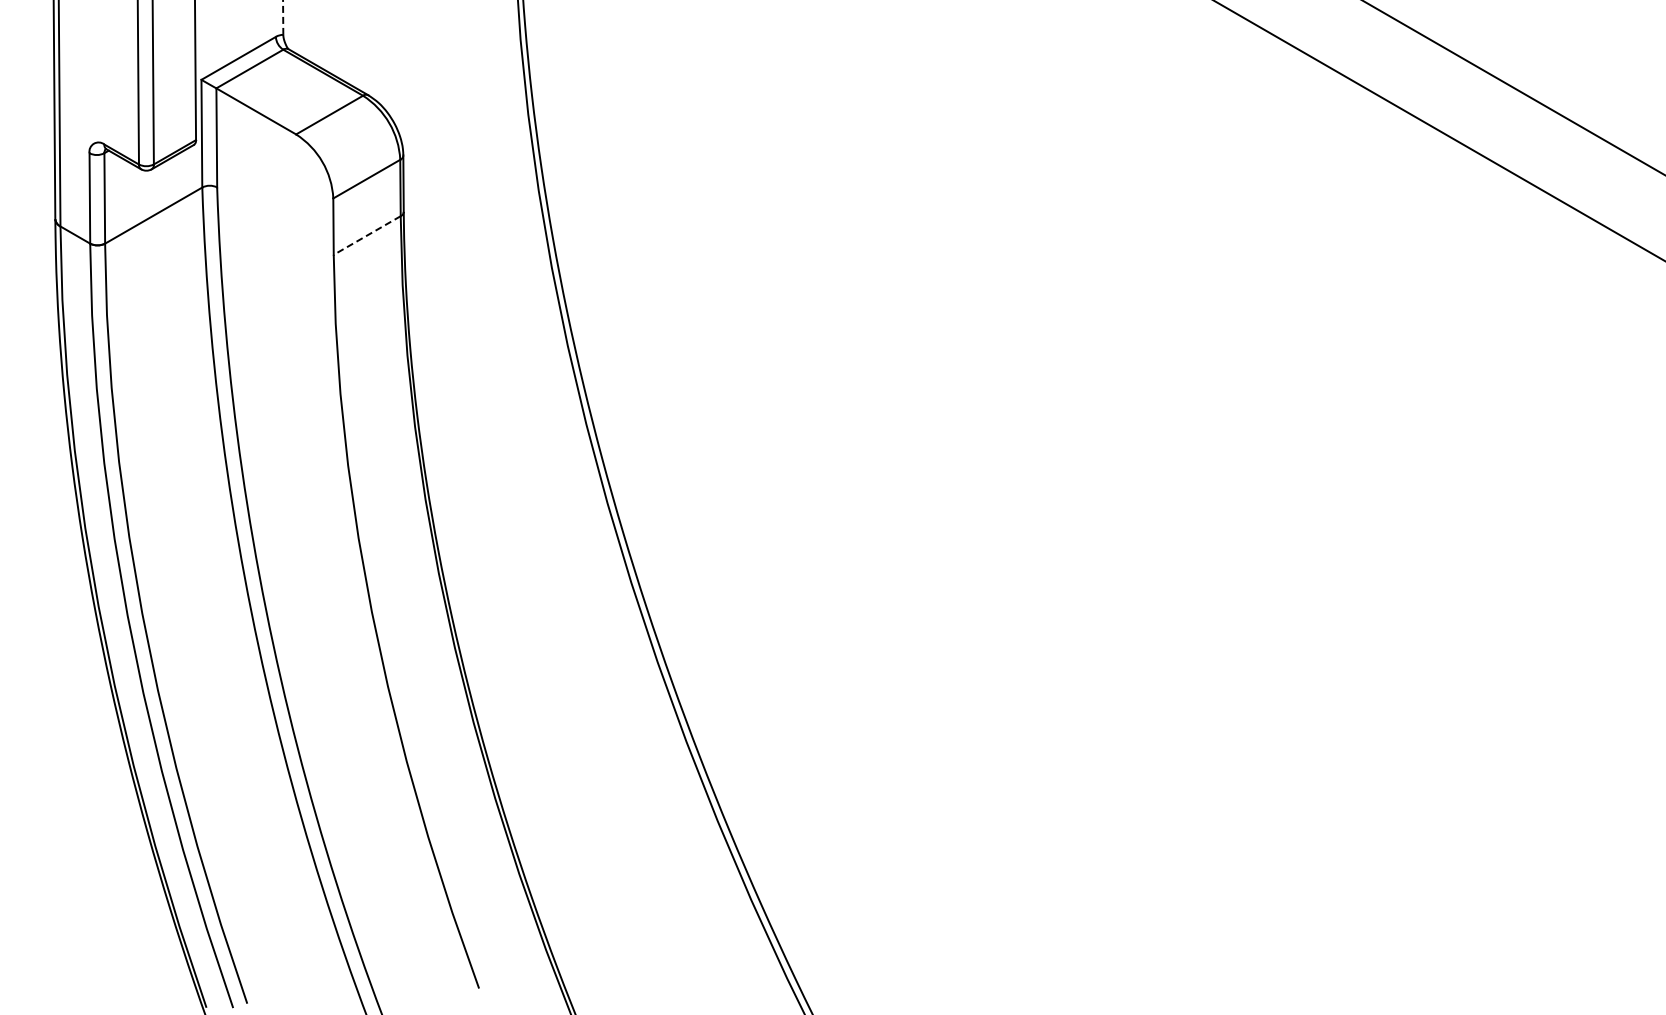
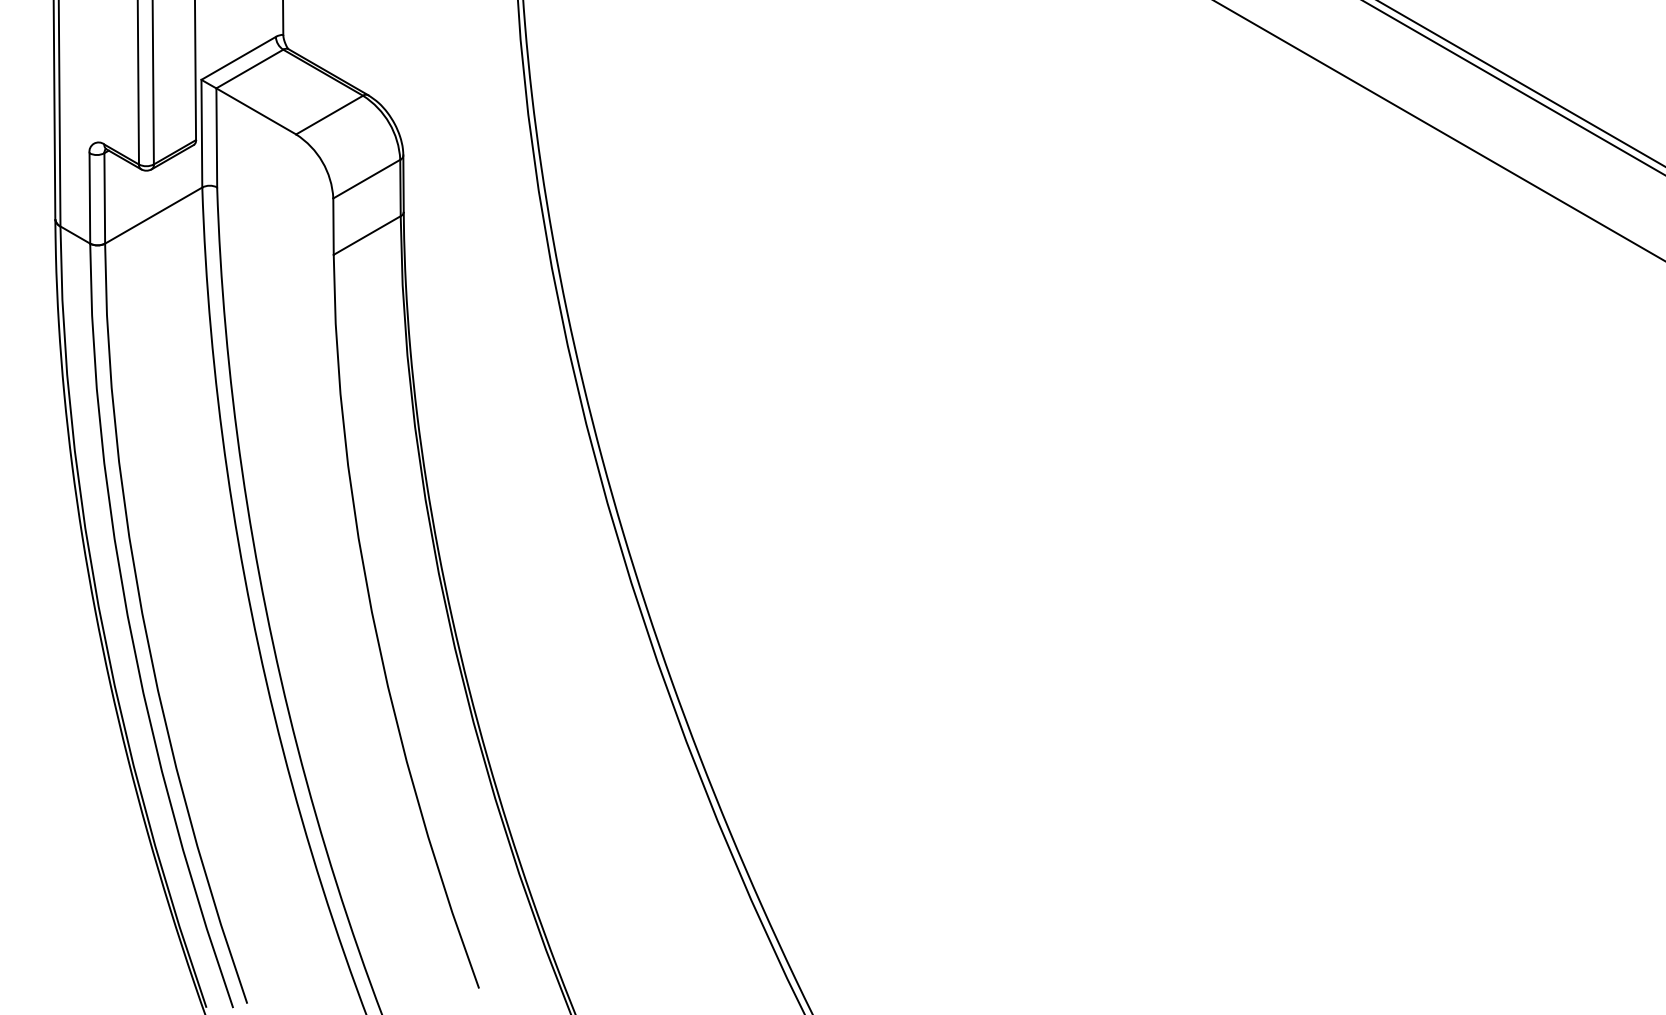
line: dashed -> solid (283, 17)
line: none -> present (1521, 83)
line: dashed -> solid (367, 235)
